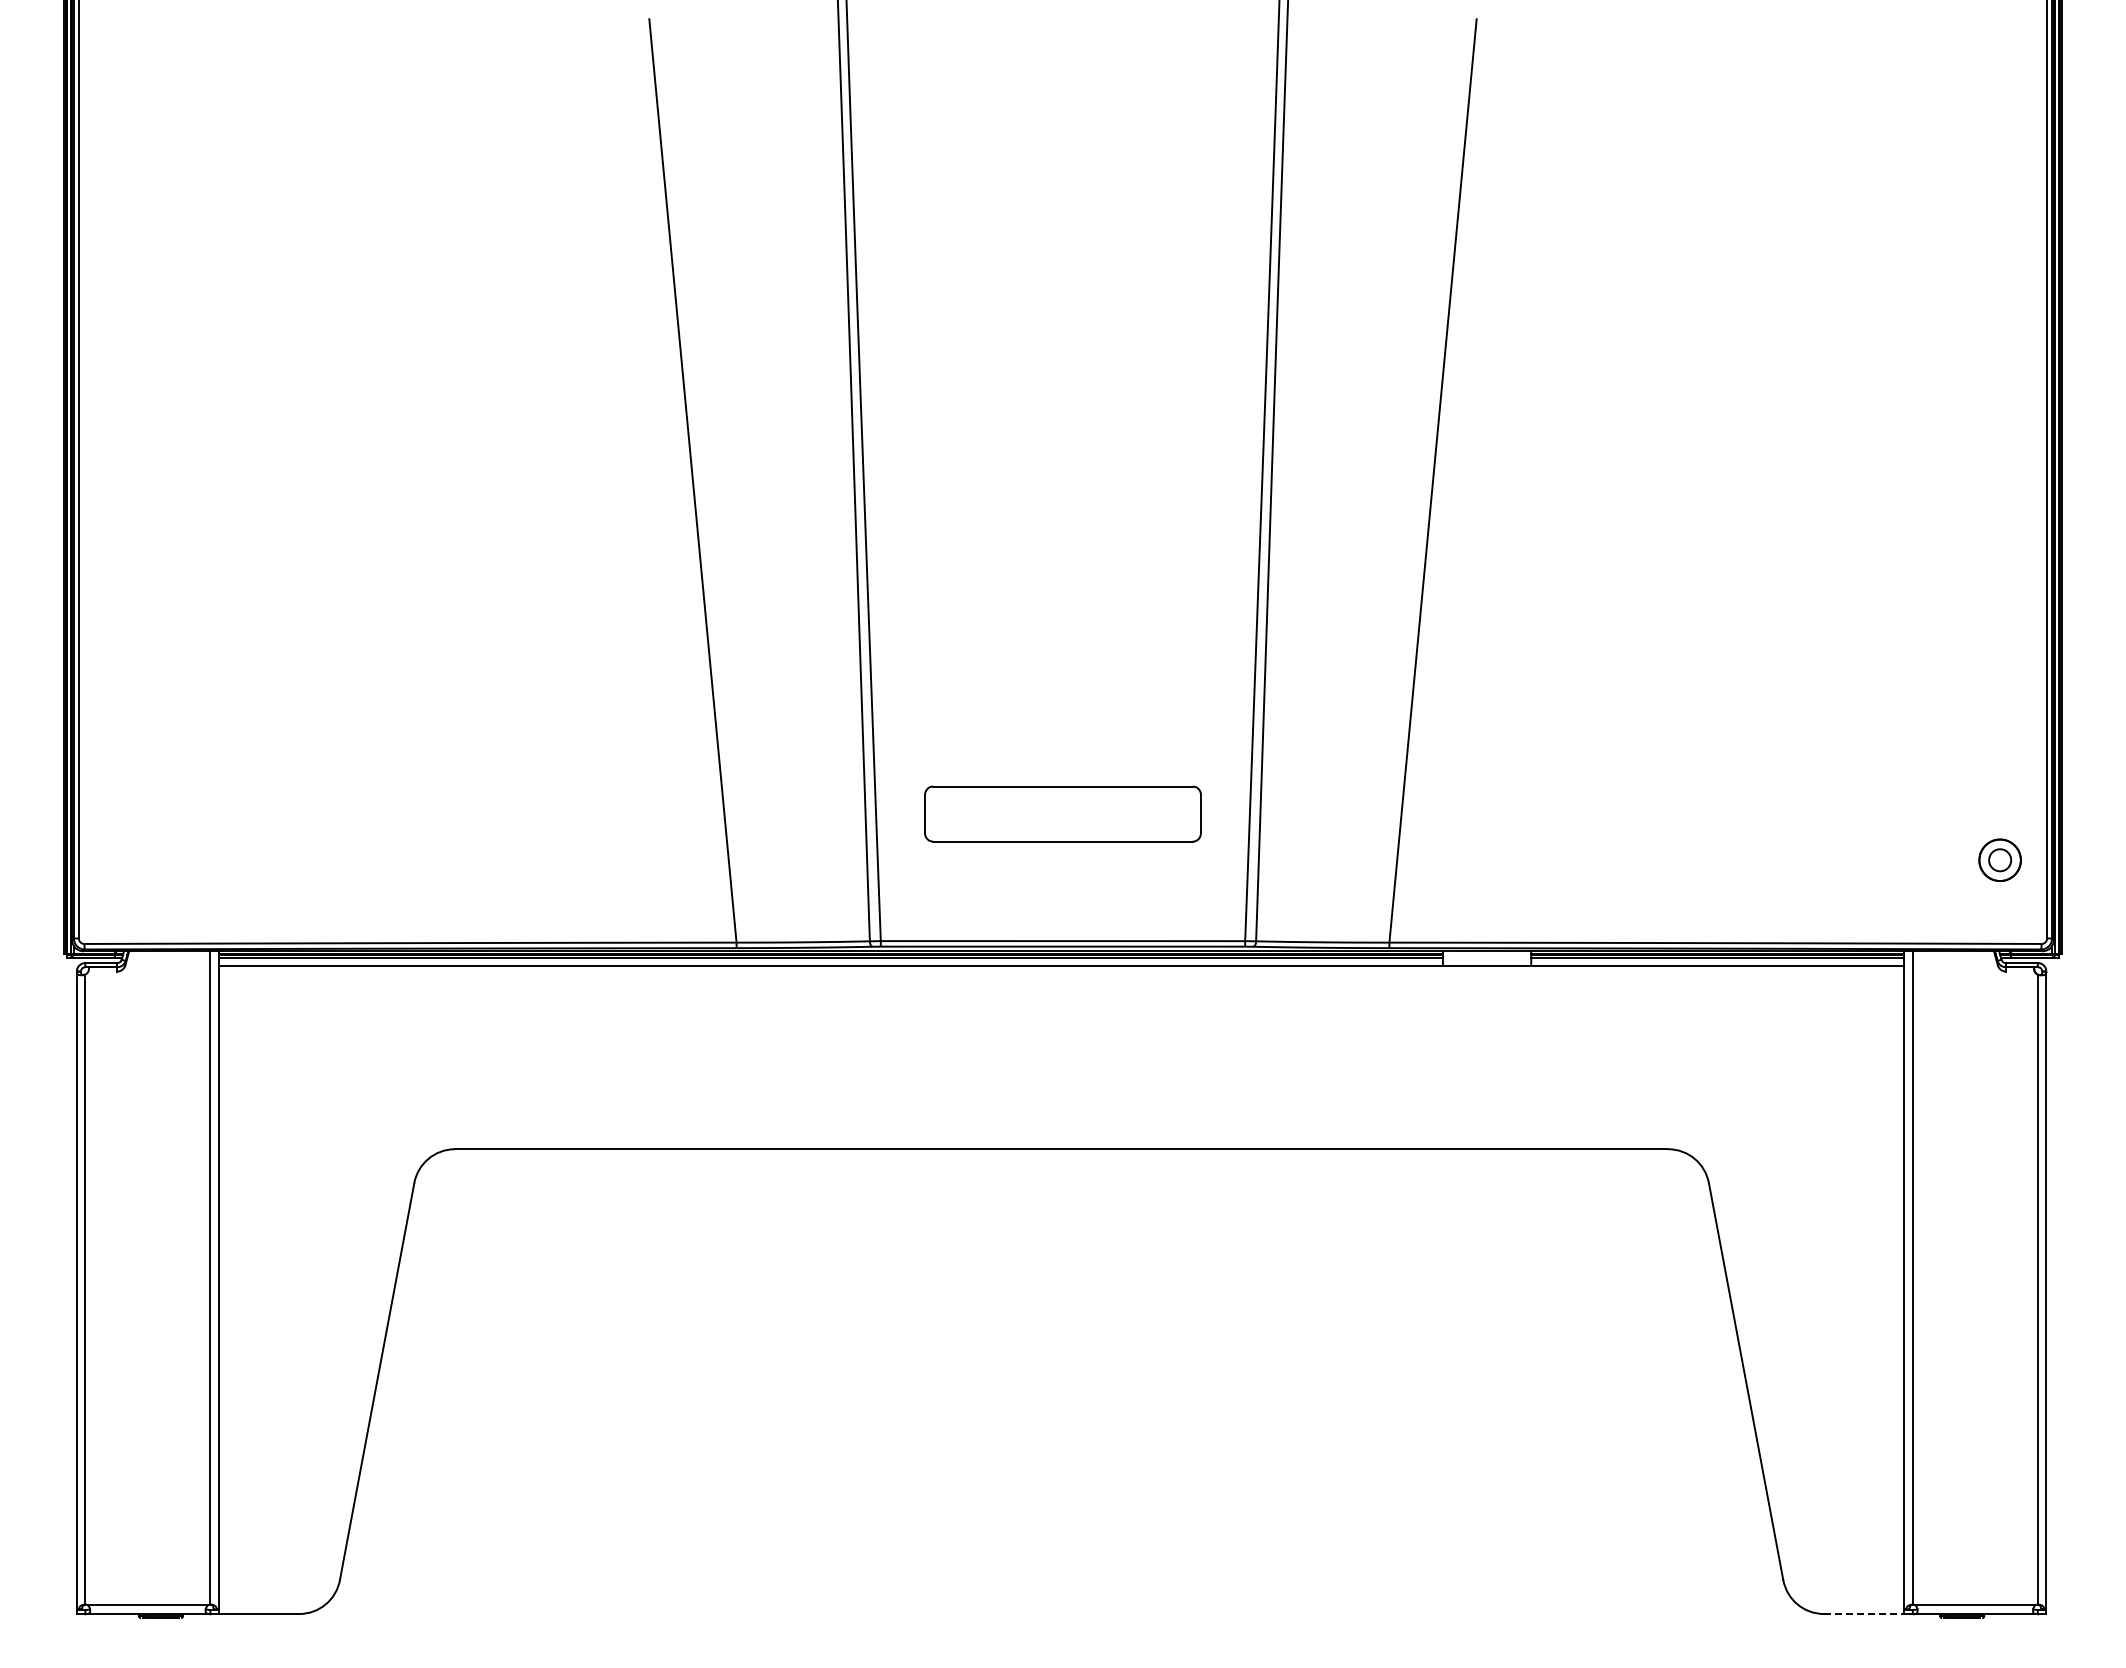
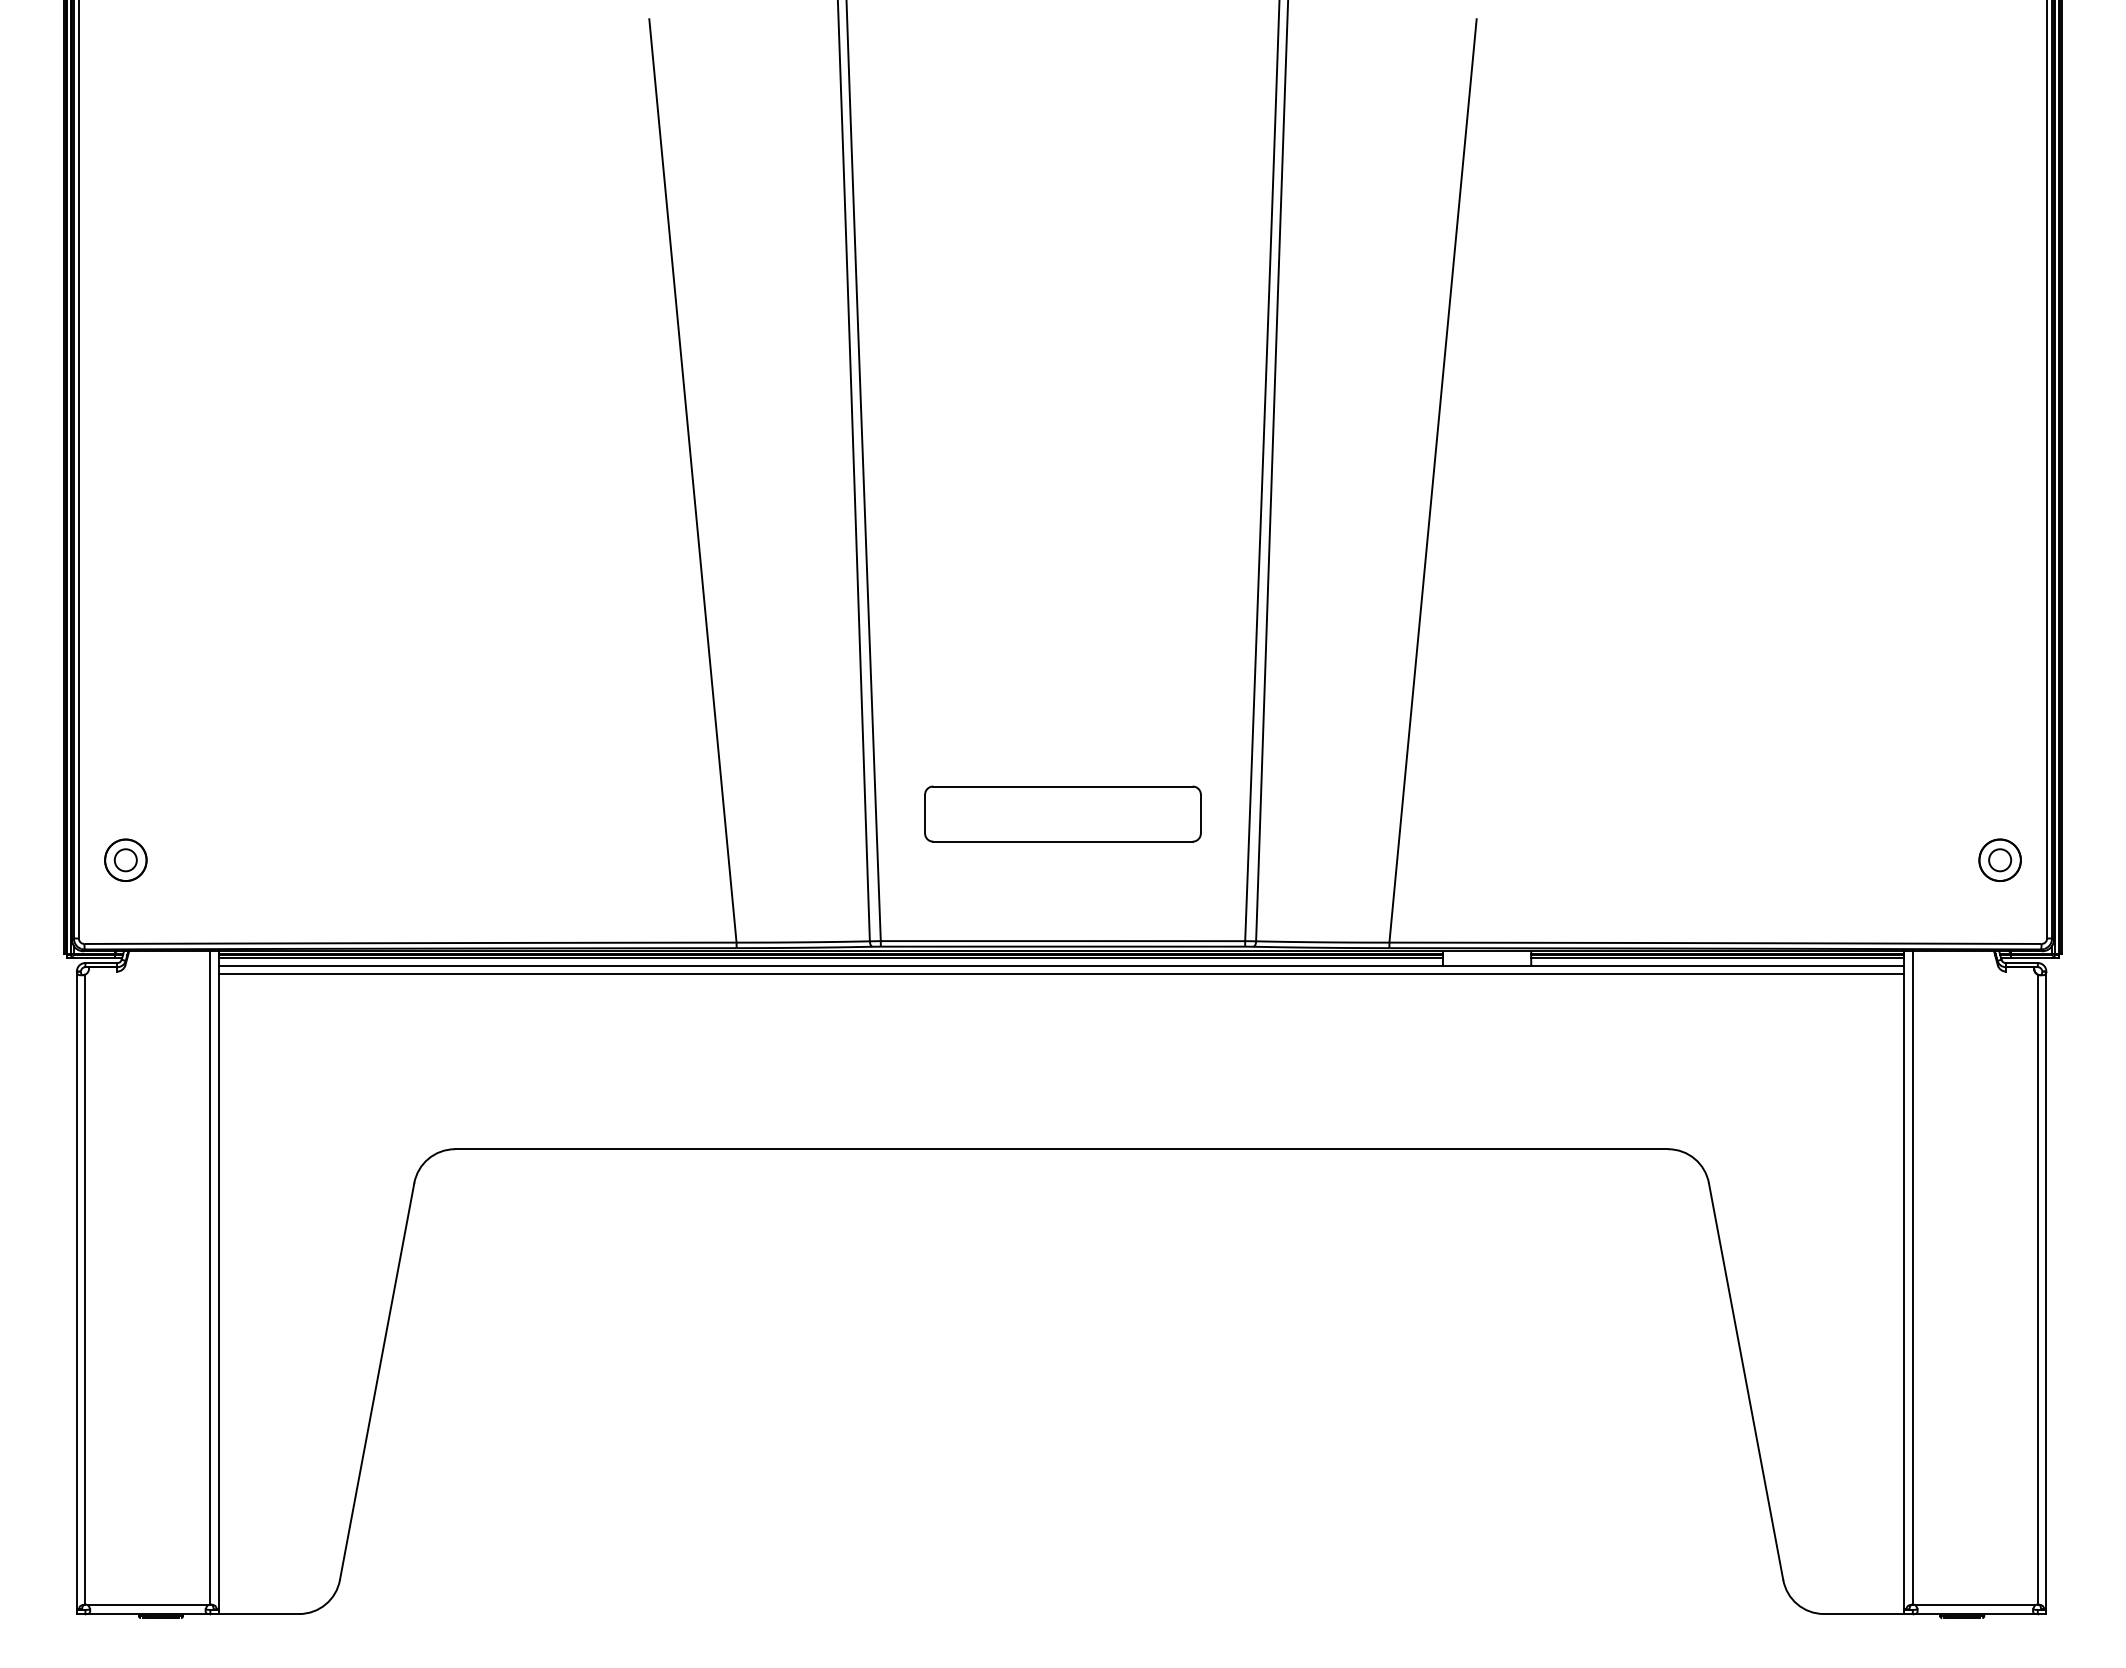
part: none -> present (125, 859)
line: none -> present (1061, 974)
line: dashed -> solid (1864, 1614)
